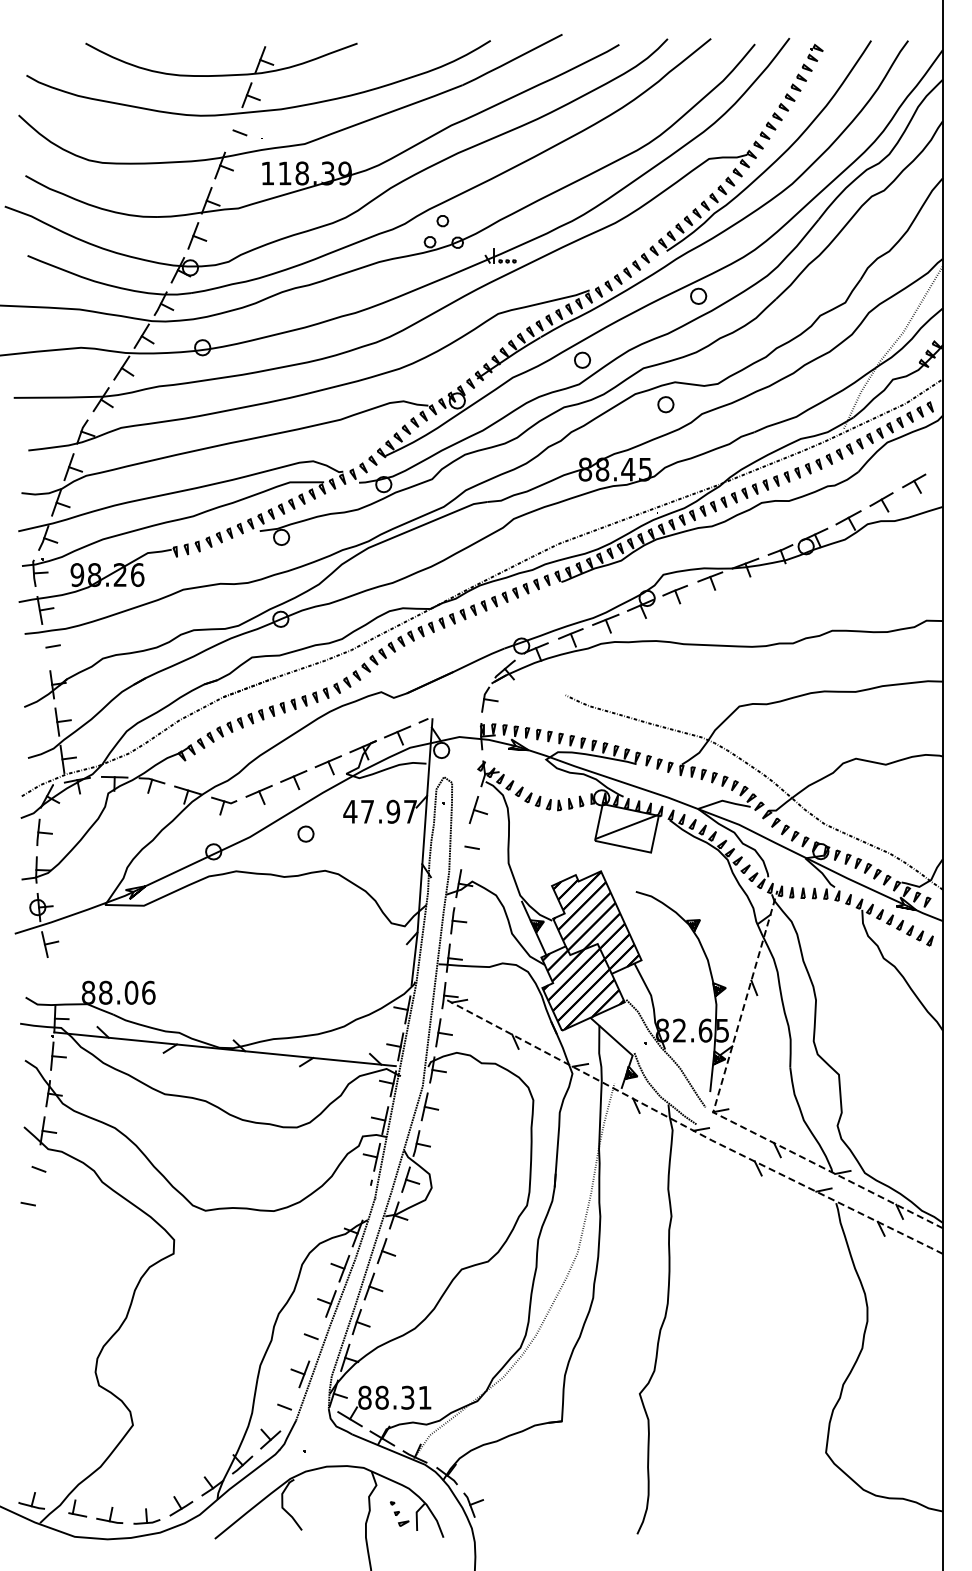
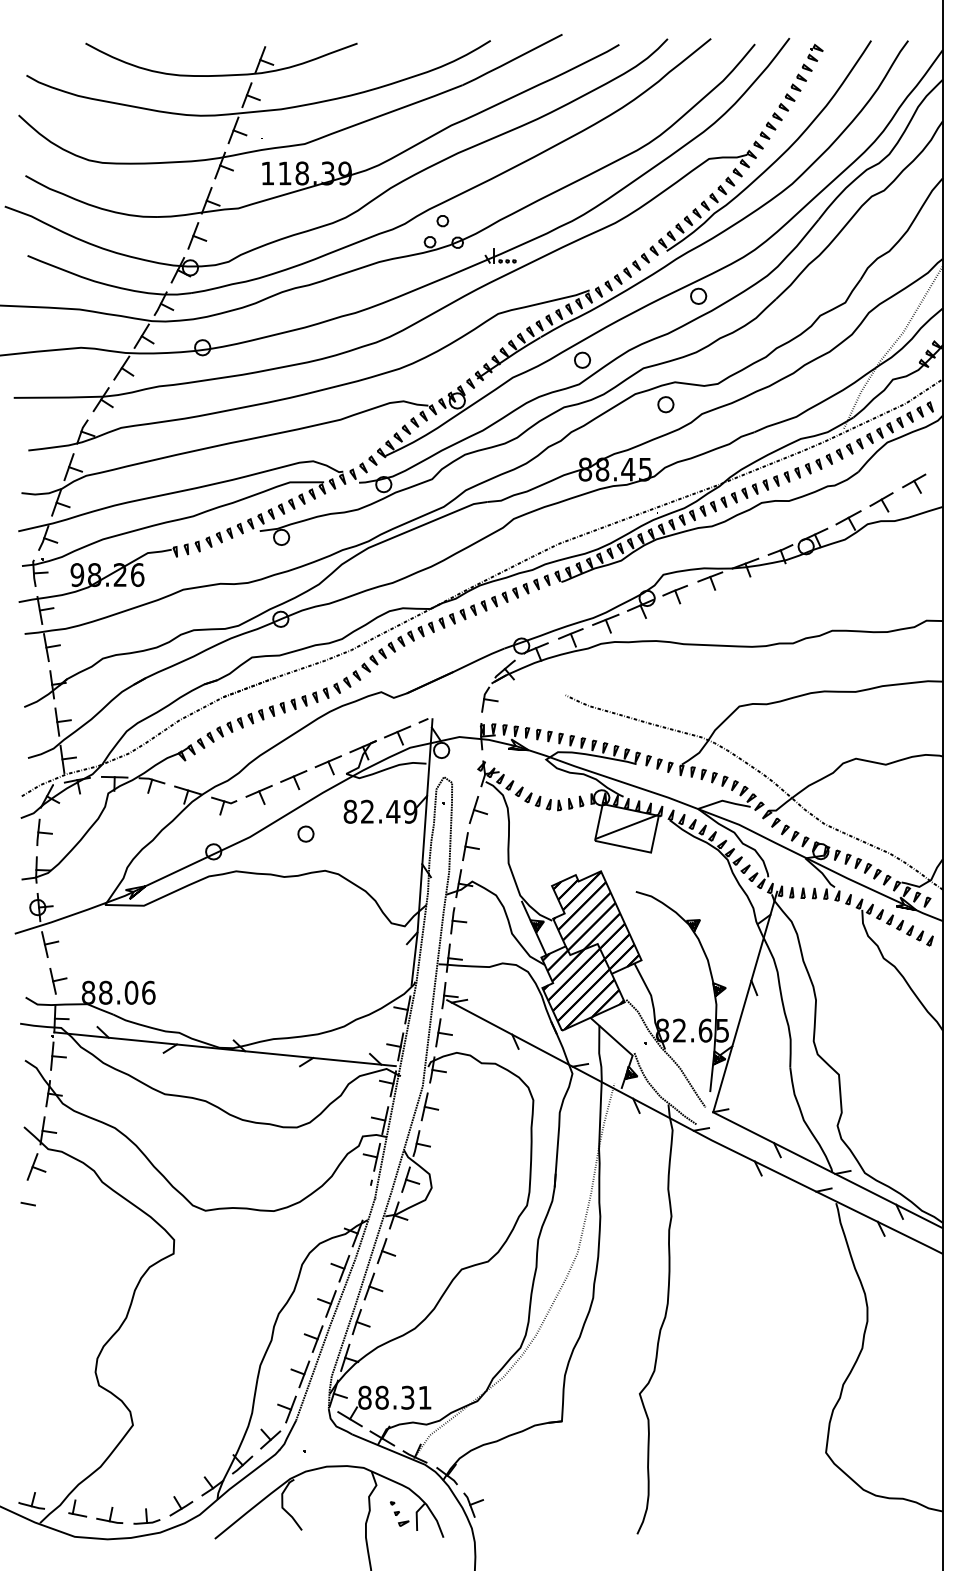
line: none -> present (233, 130)
line: none -> present (46, 647)
text: 47.97 -> 82.49 (380, 811)
line: none -> present (465, 846)
part: none -> present (58, 981)
line: dashed -> solid (724, 1118)
line: dashed -> solid (693, 1130)
line: none -> present (32, 1166)
line: none -> present (317, 1338)
line: none -> present (290, 1409)
